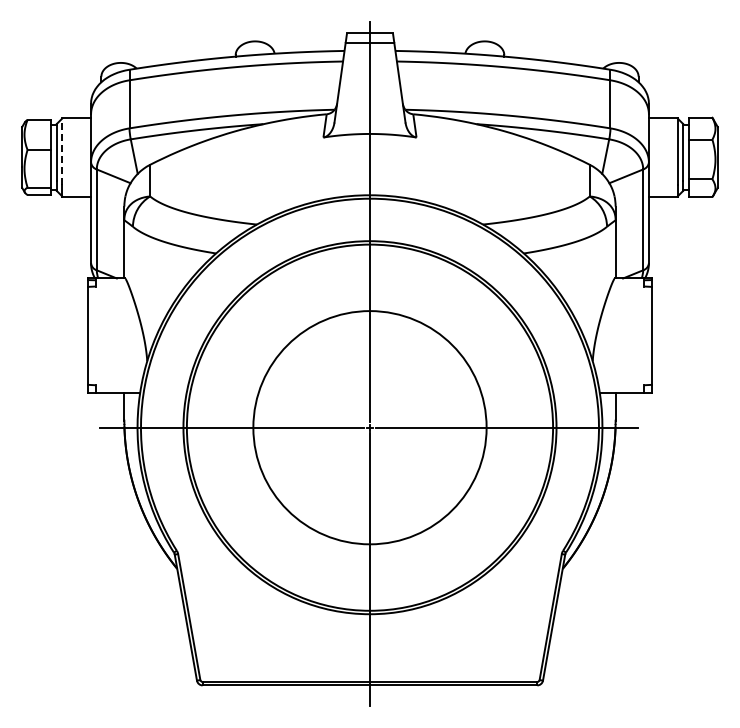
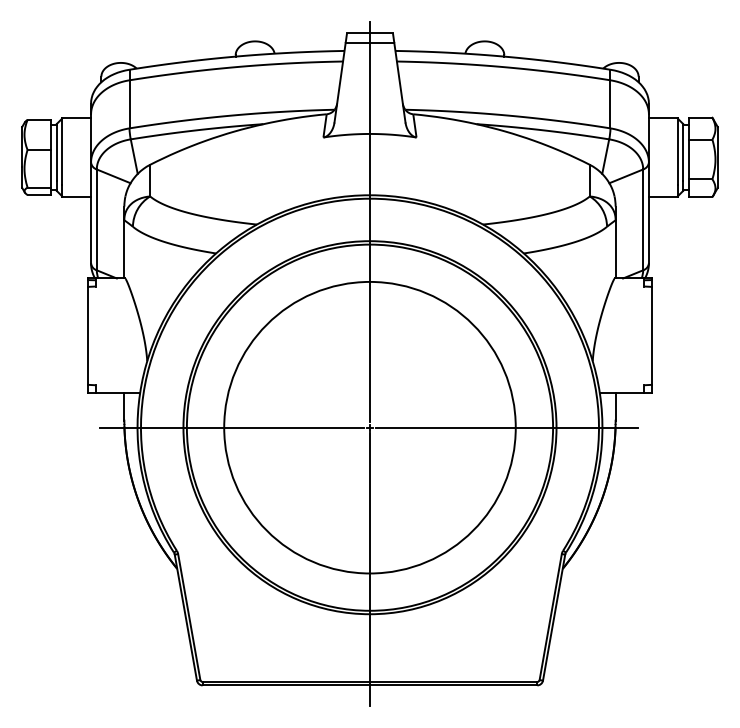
line: dashed -> solid (62, 151)
circle diameter: 233 px -> 292 px (369, 427)
